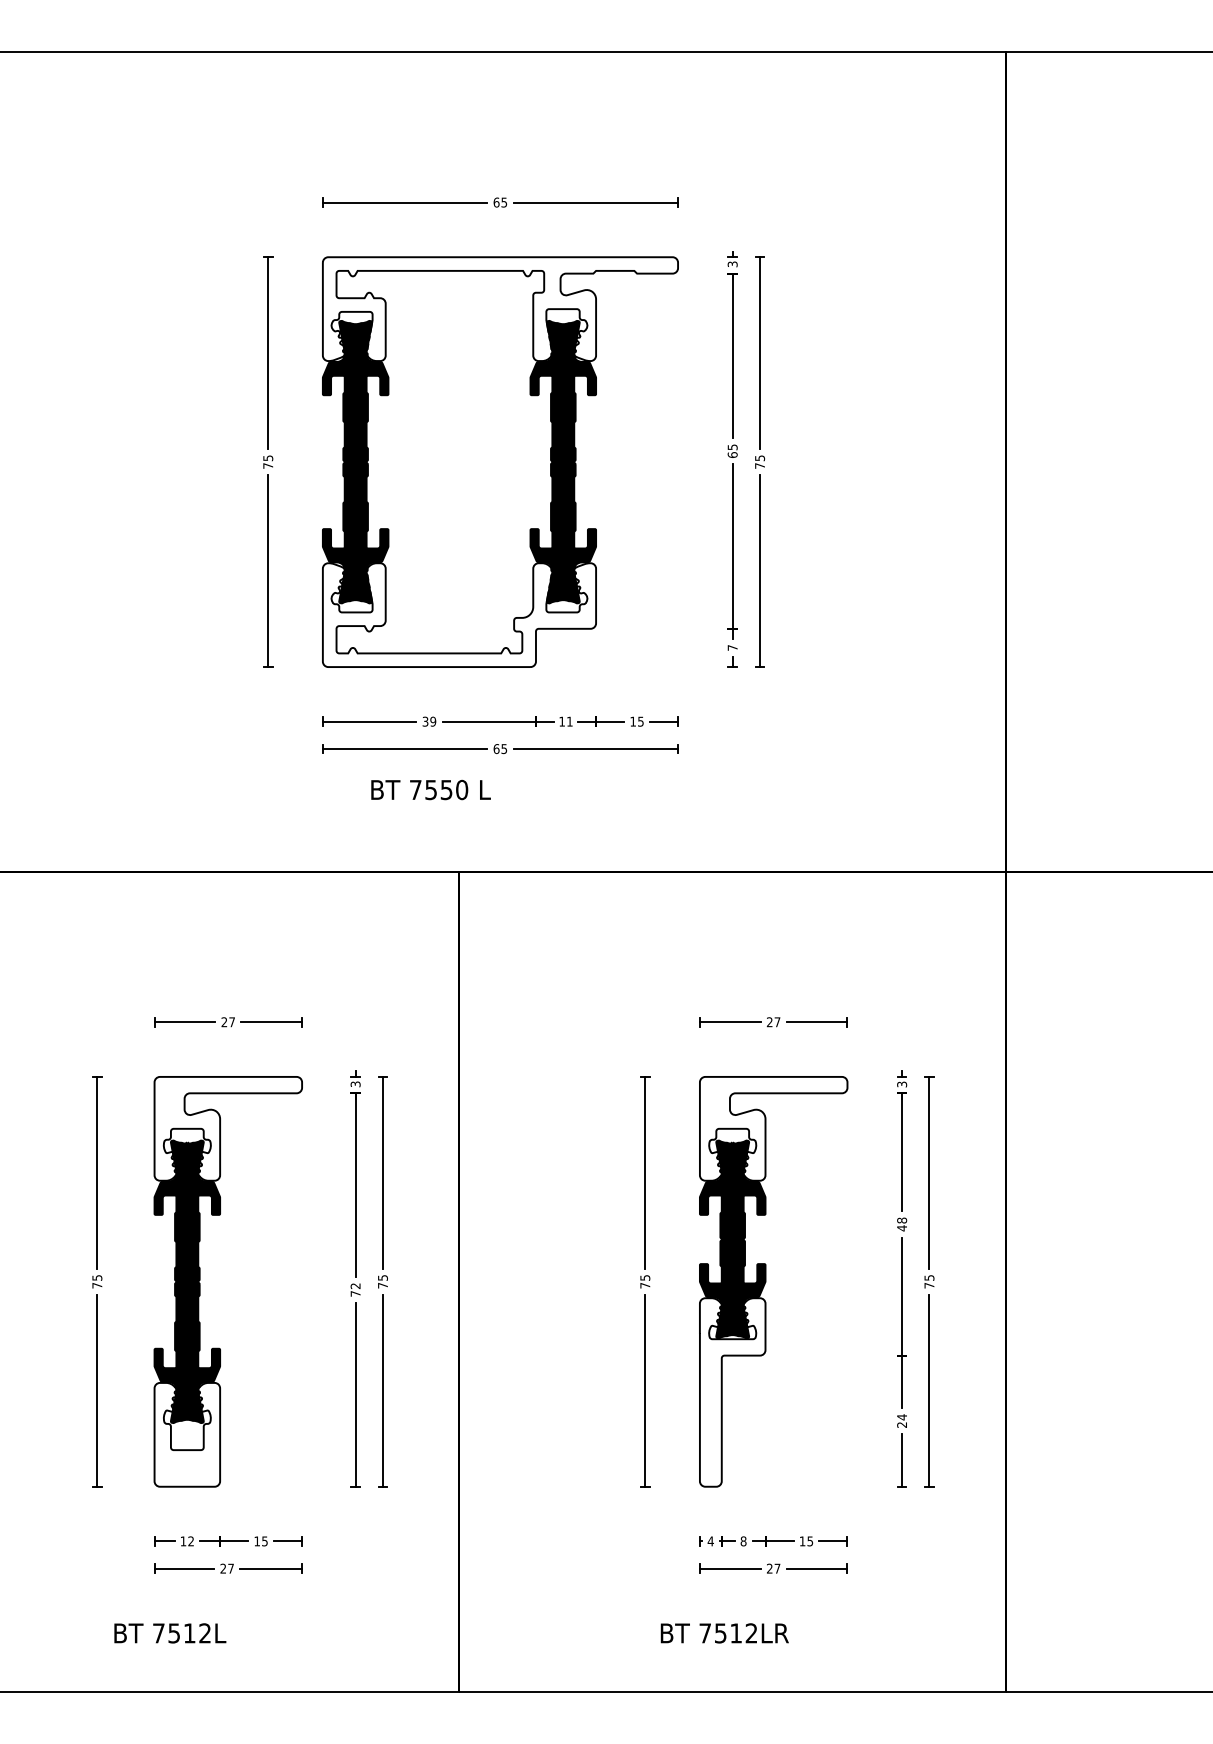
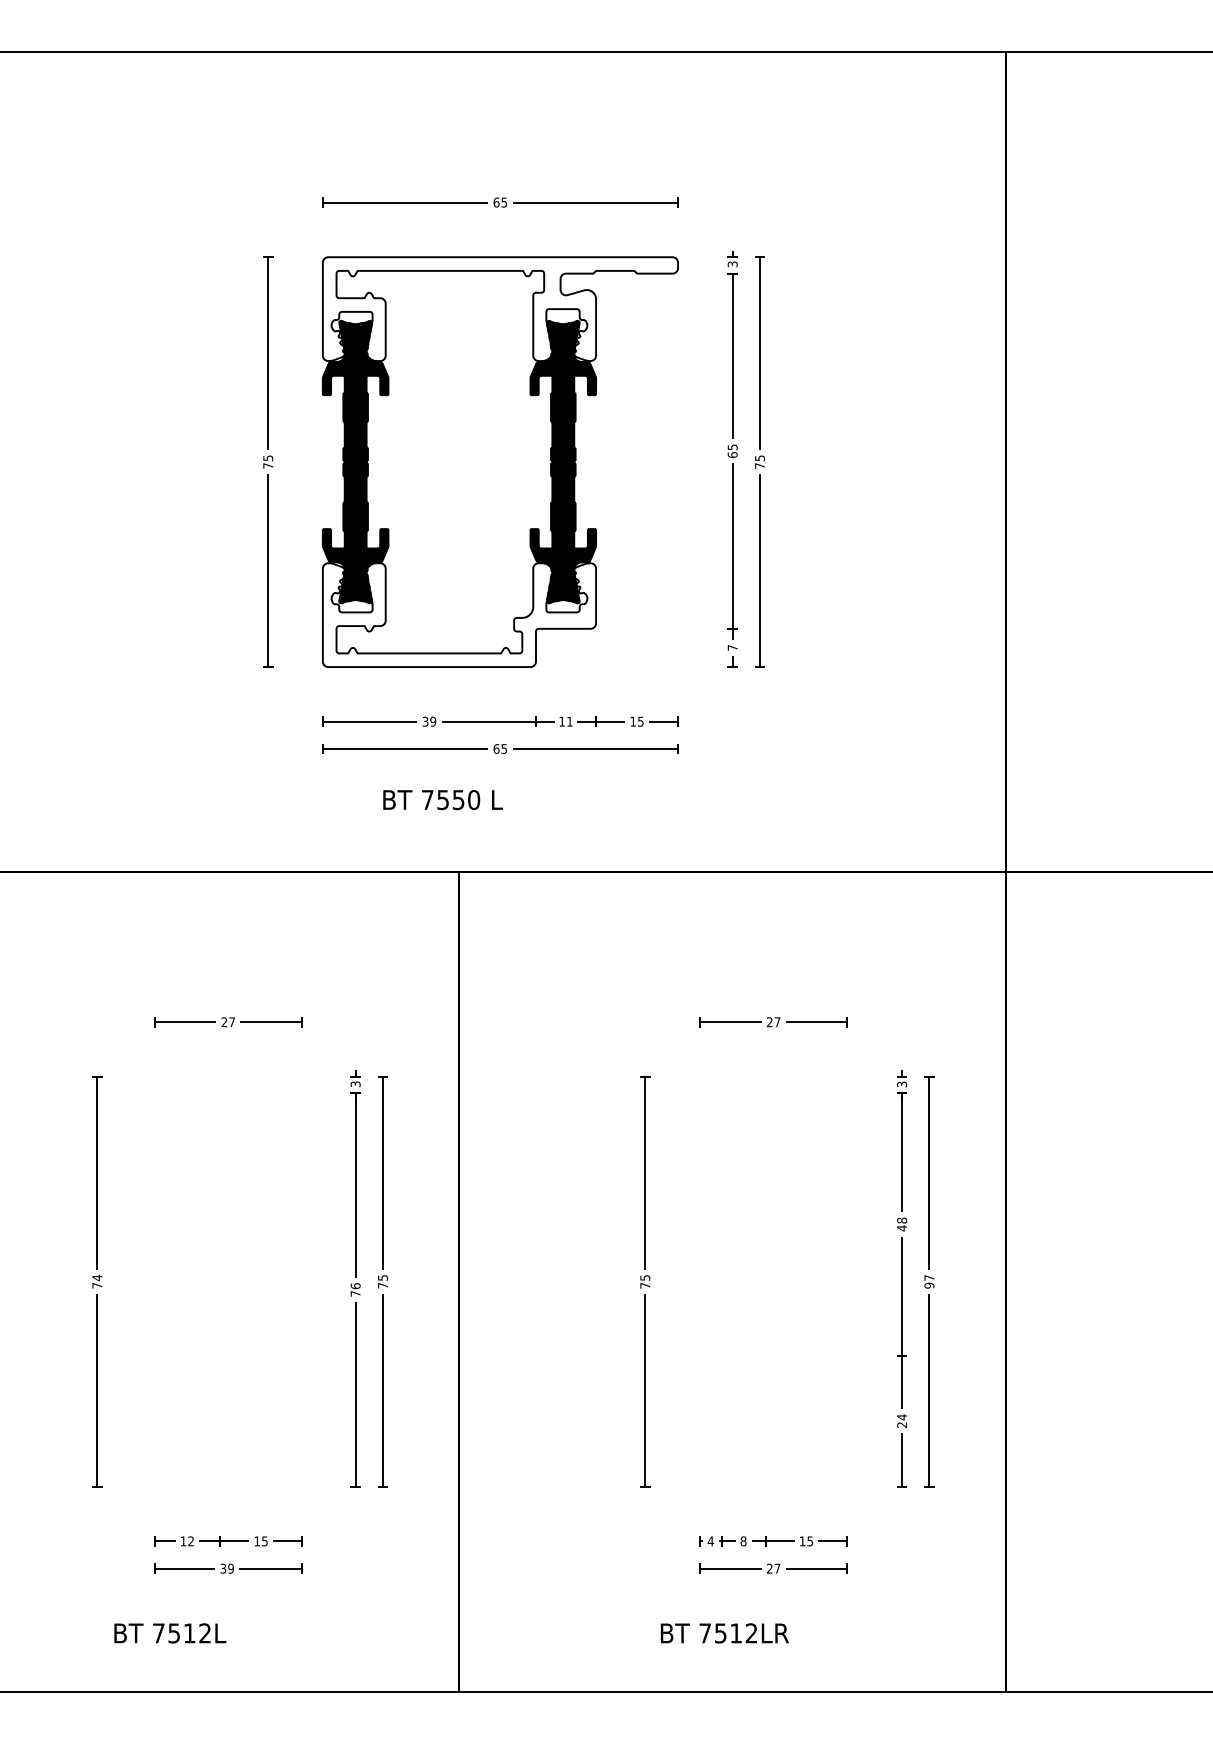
text position: (430, 789) -> (442, 799) (442, 799)
text: 75 -> 74 (97, 1277)
part: present -> none (200, 1280)
part: present -> none (766, 1281)
text: 75 -> 97 (929, 1281)
text: 72 -> 76 (355, 1286)
text: 27 -> 39 (227, 1568)
